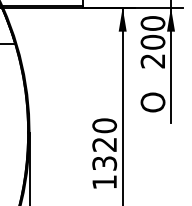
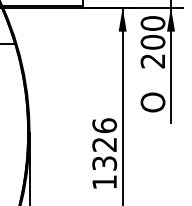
text: 1320 -> 1326 (104, 125)
